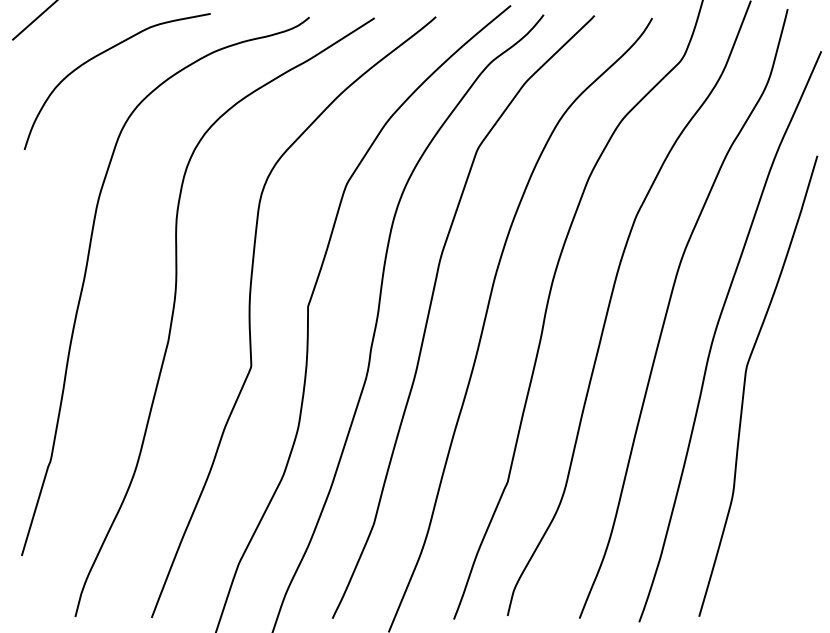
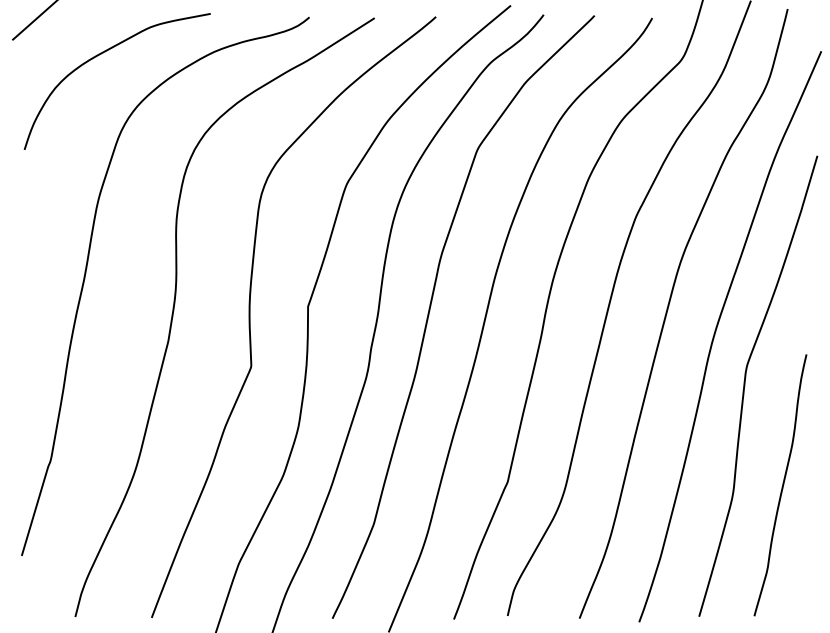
curve: none -> present (782, 485)
